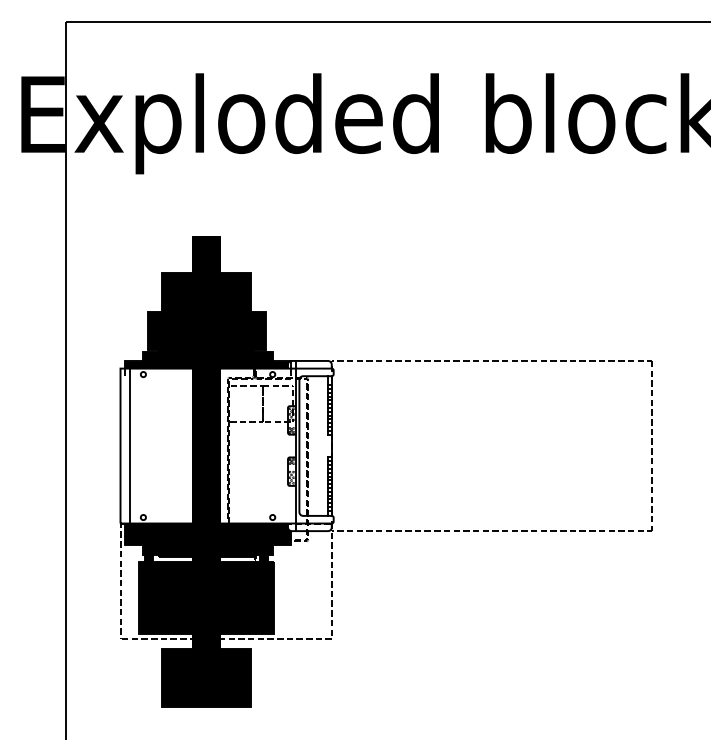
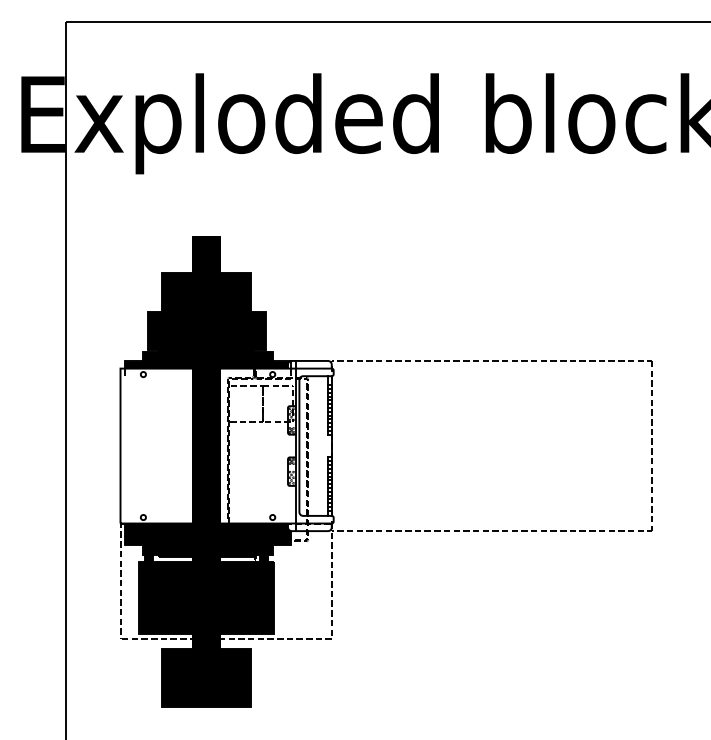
line: present -> none (130, 445)
